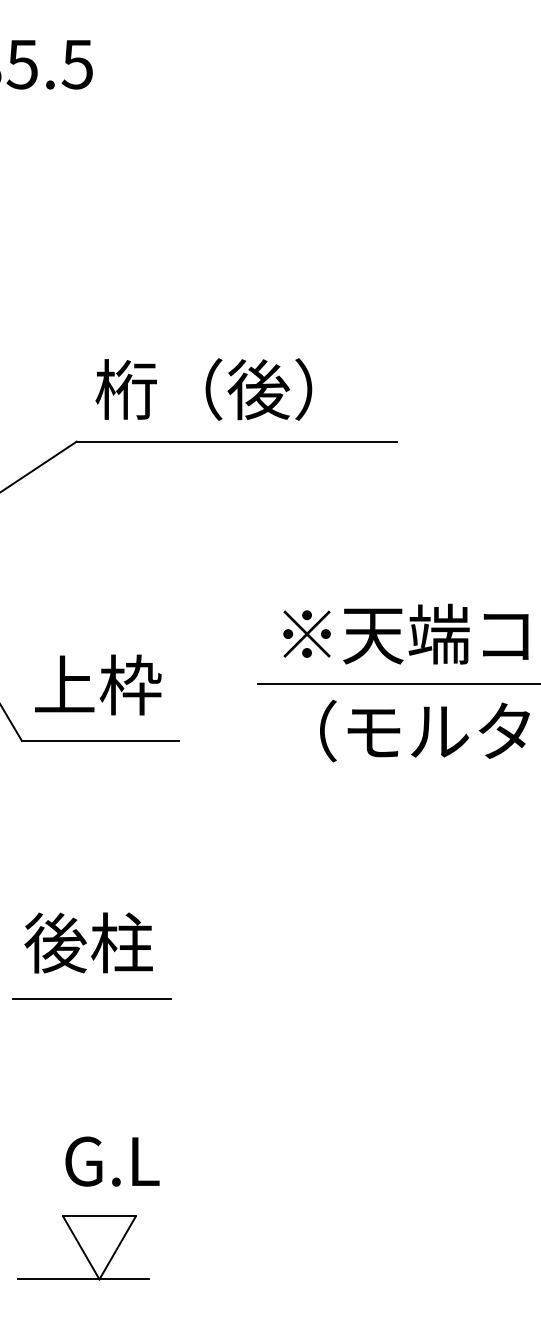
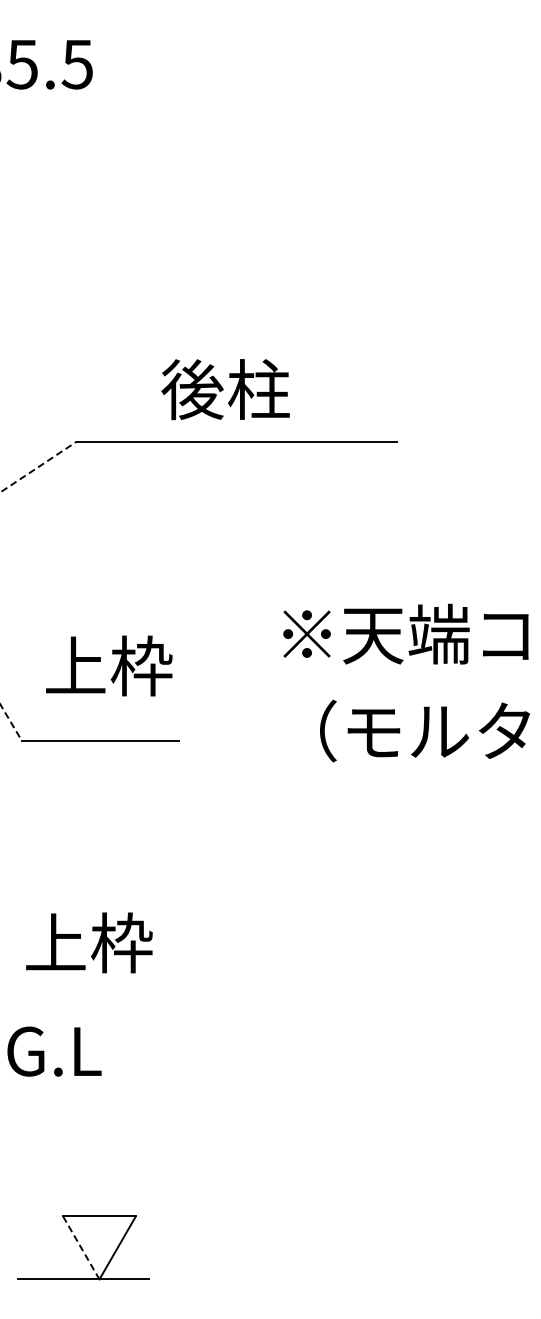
text: 桁（後） -> 後柱 (203, 389)
line: solid -> dashed (38, 467)
line: present -> none (397, 683)
text position: (98, 684) -> (109, 665) (109, 665)
line: solid -> dashed (11, 722)
text: 後柱 -> 上枠 (88, 942)
line: present -> none (91, 998)
text position: (112, 1161) -> (54, 1051) (54, 1051)
line: solid -> dashed (81, 1248)
